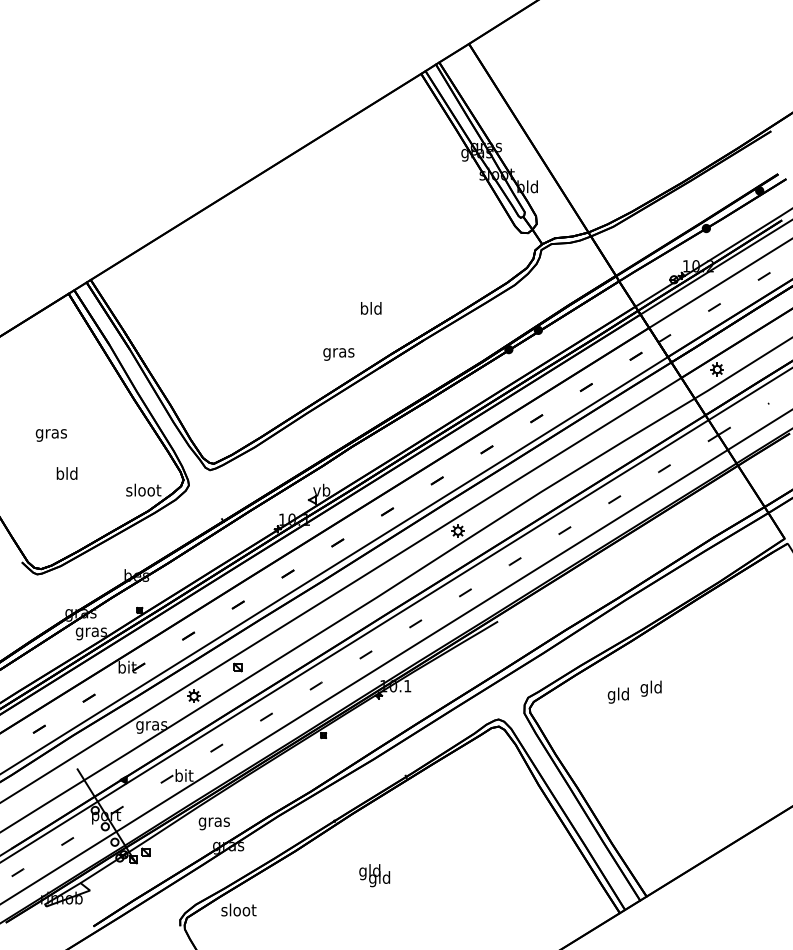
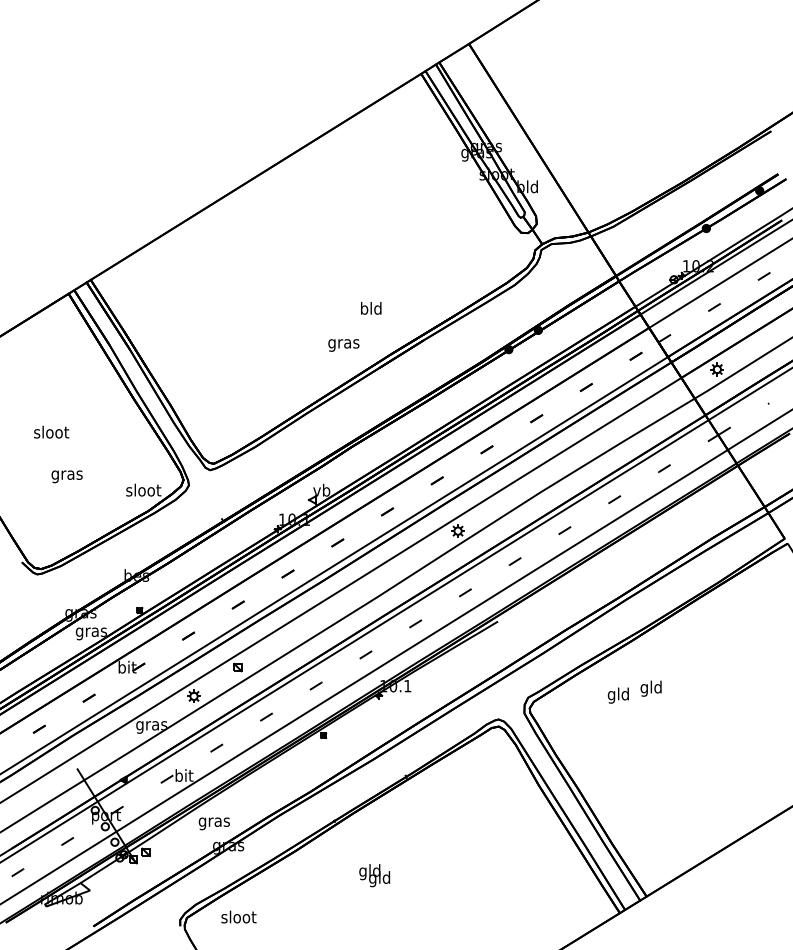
text position: (338, 354) -> (343, 345) (343, 345)
text: gras -> sloot (51, 433)
text: bld -> gras (66, 475)
text position: (238, 909) -> (238, 916) (238, 916)
